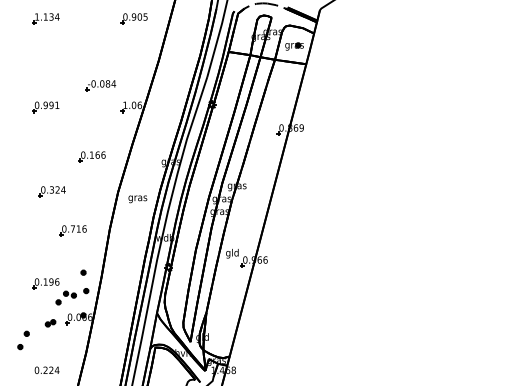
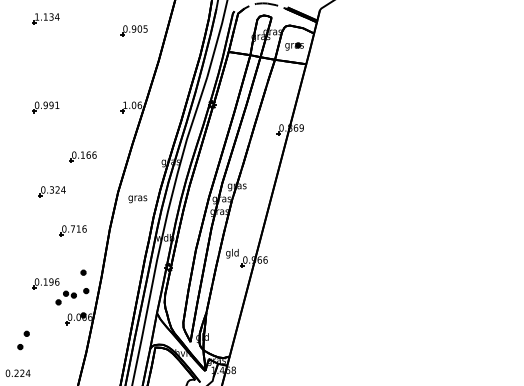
part position: (133, 18) -> (133, 30) (133, 30)
part: present -> none (100, 85)
part position: (91, 156) -> (82, 156) (82, 156)
part: present -> none (50, 323)
text position: (46, 369) -> (17, 372) (17, 372)
